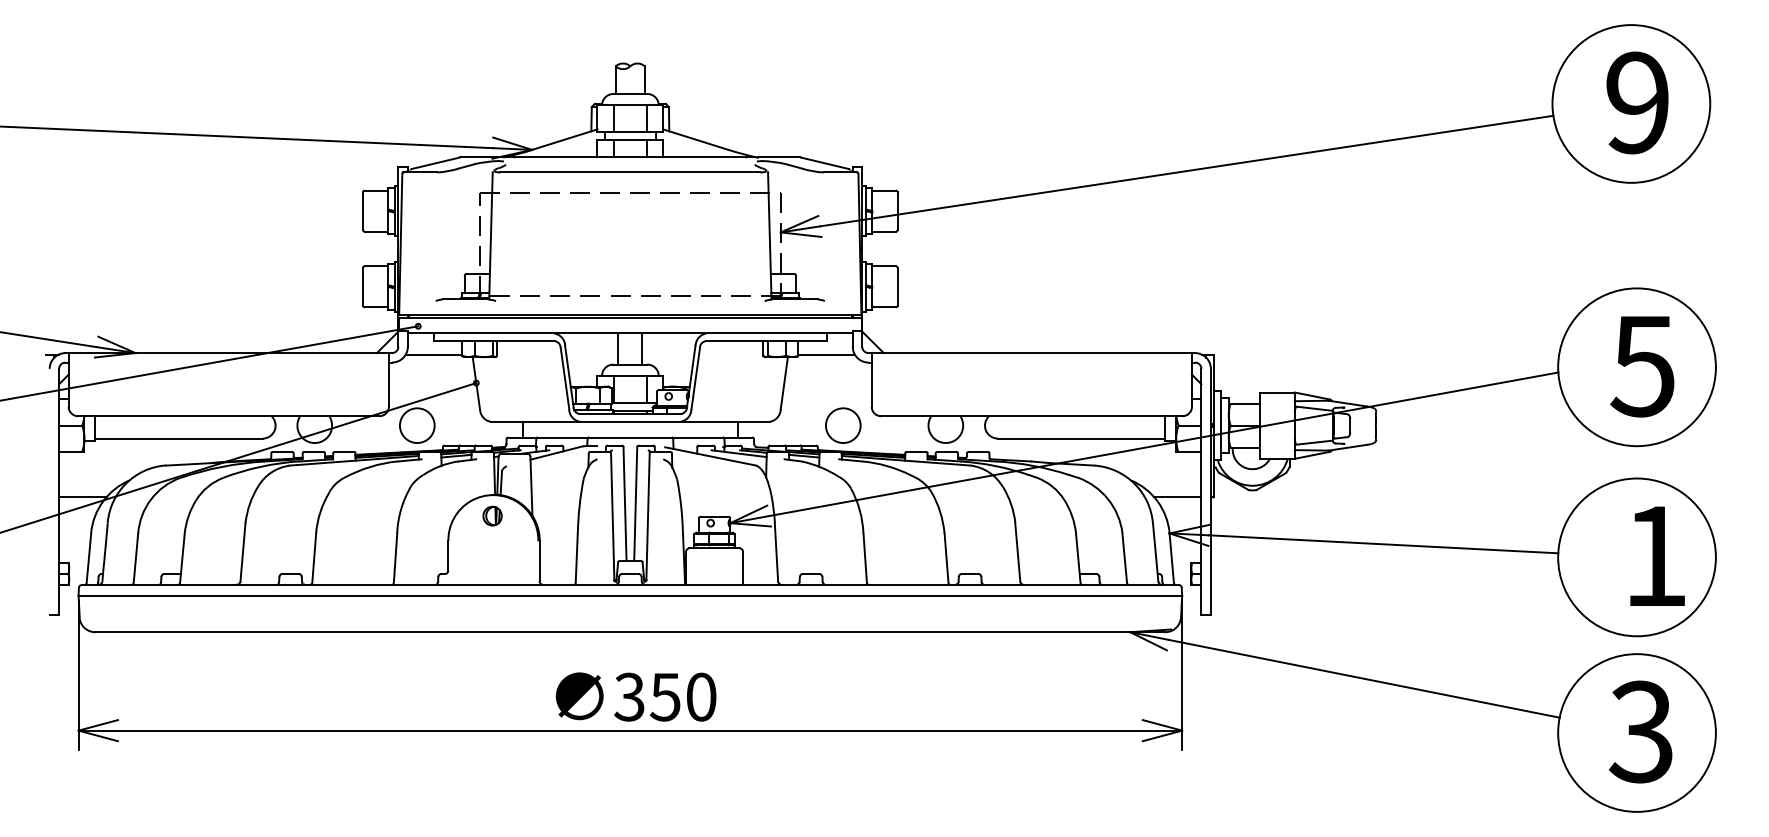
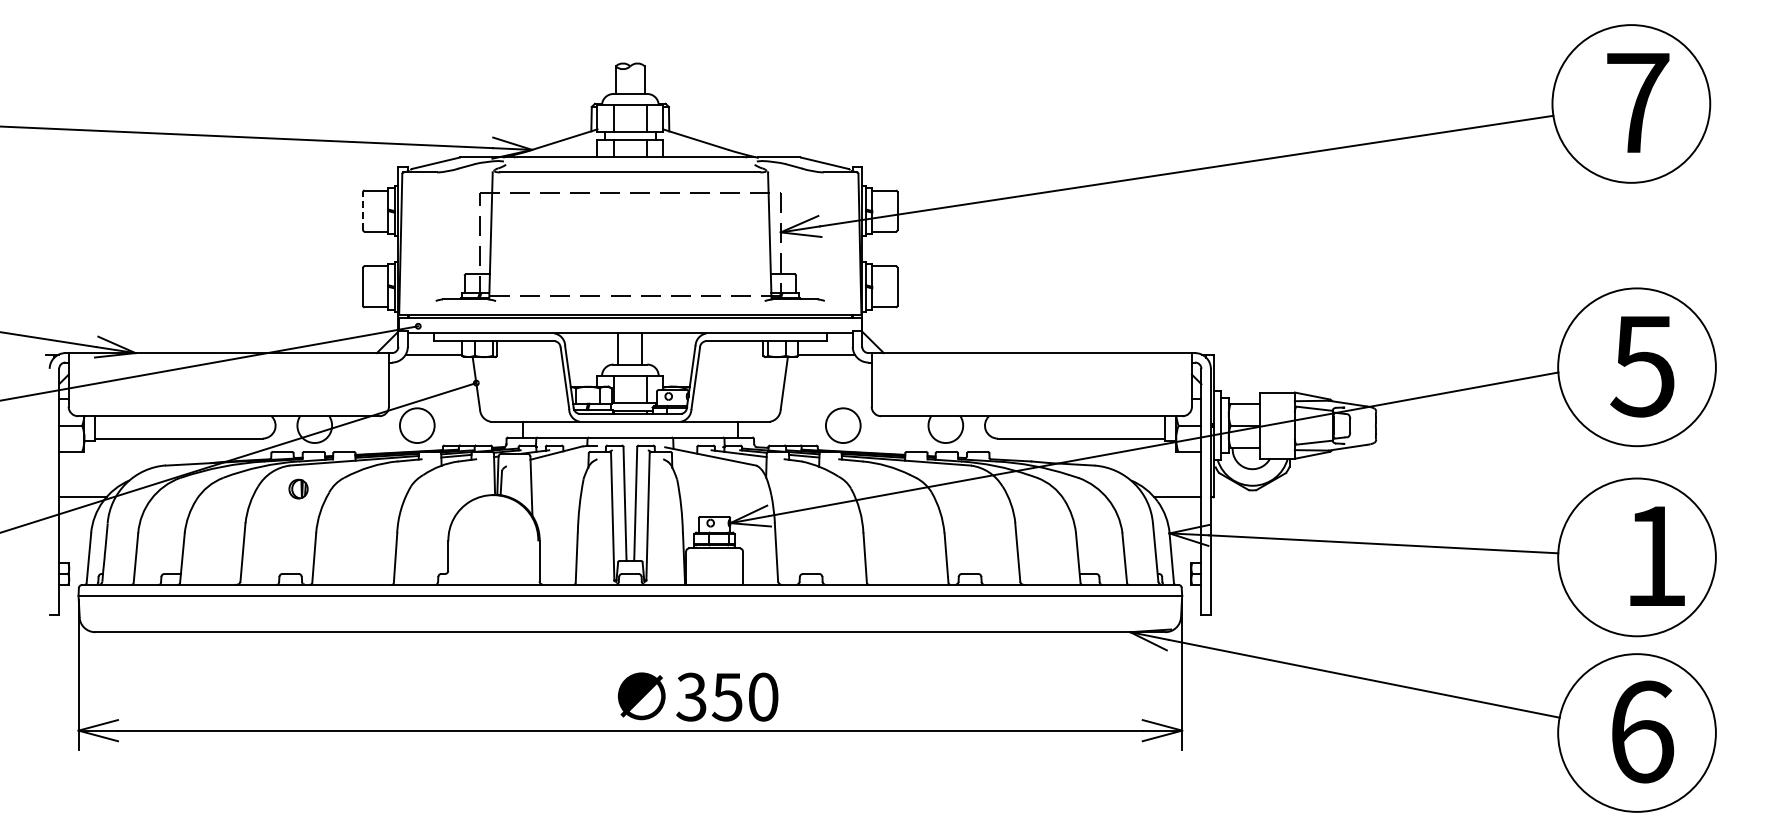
text: 9 -> 7 (1637, 102)
line: solid -> dashed (363, 211)
part position: (492, 515) -> (298, 488) (298, 488)
text position: (636, 696) -> (698, 696) (698, 696)
text: 3 -> 6 (1641, 731)
